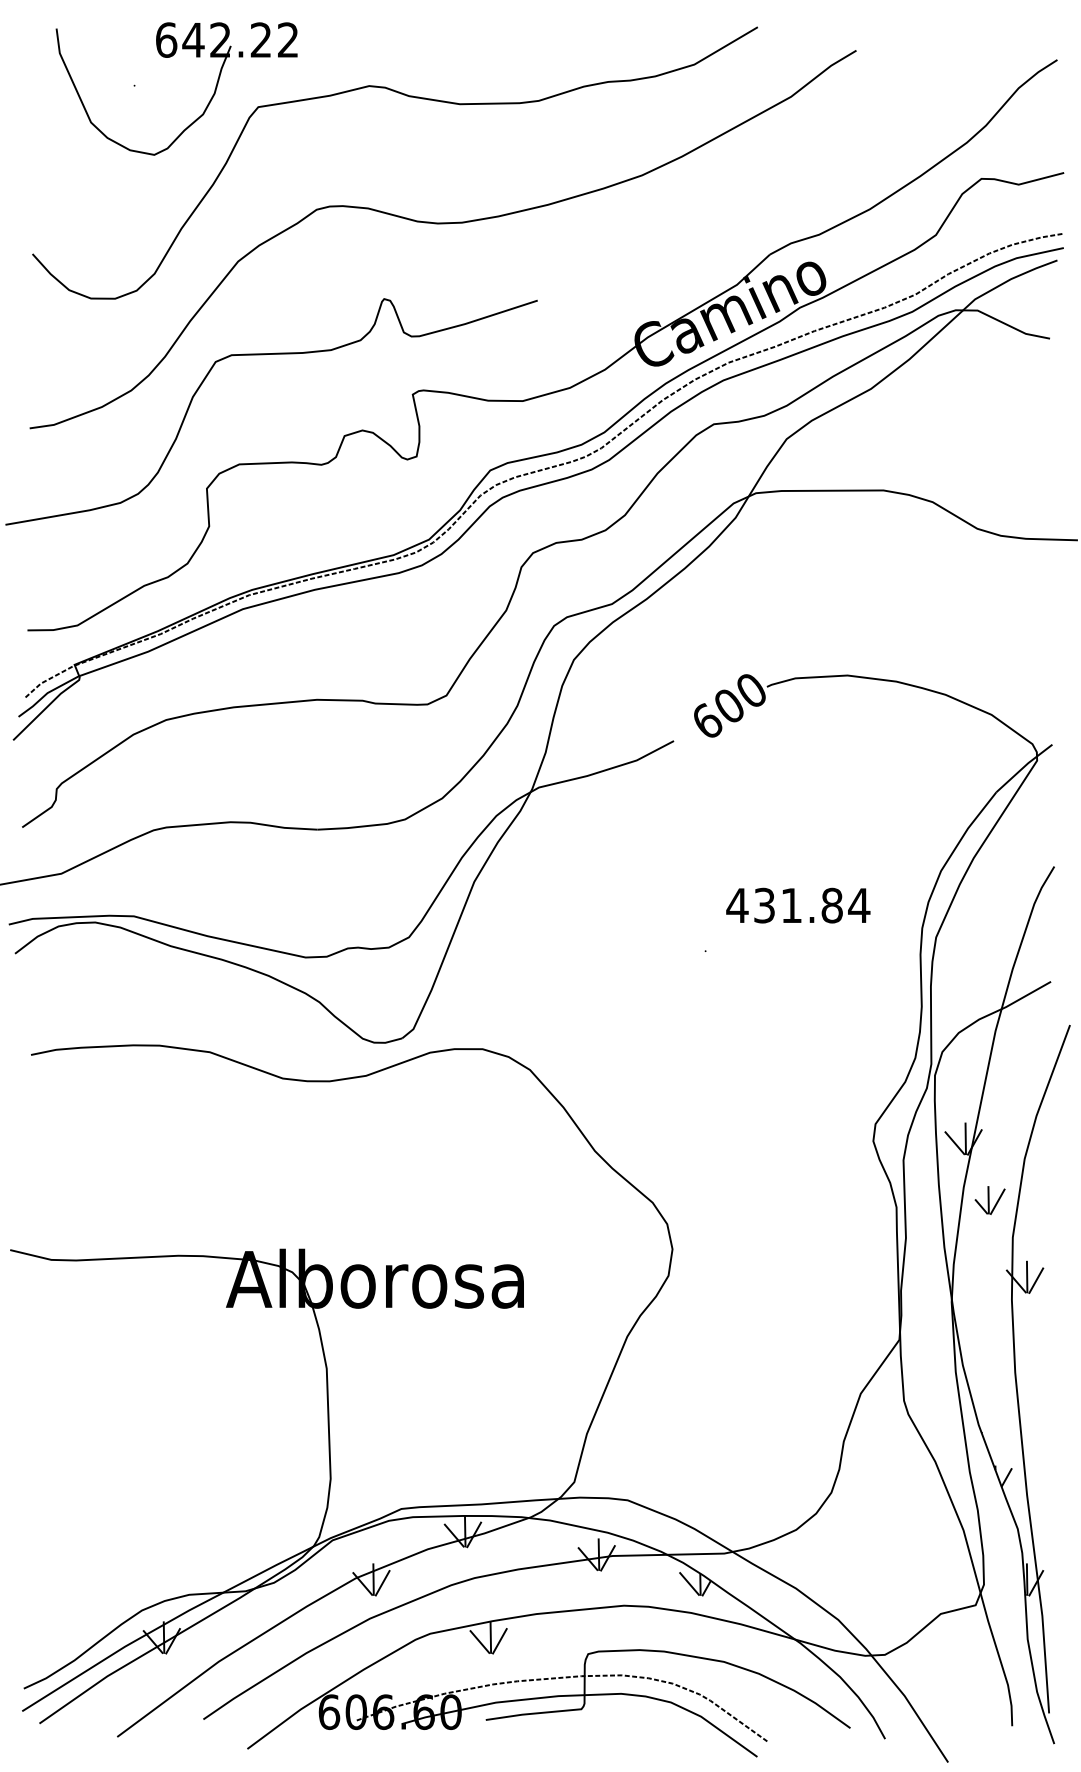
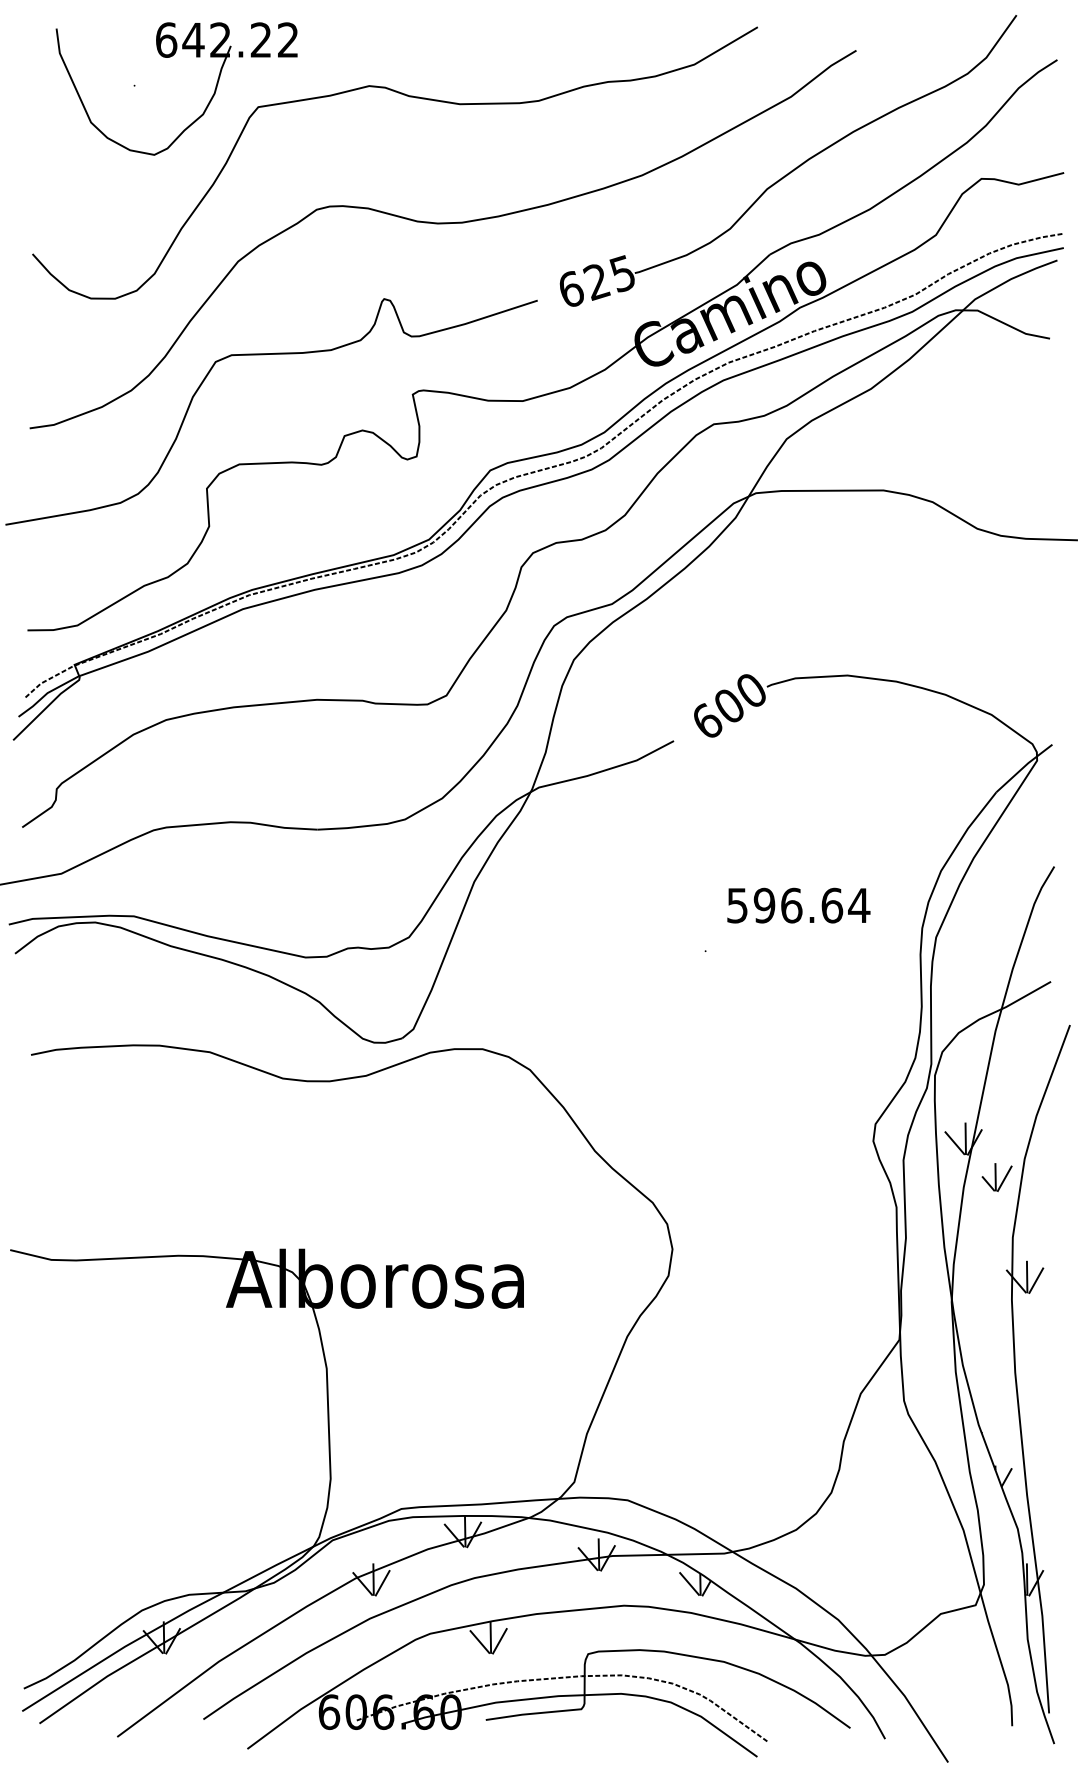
part: none -> present (792, 169)
text: 431.84 -> 596.64 (784, 905)
part position: (989, 1200) -> (996, 1177) (996, 1177)
